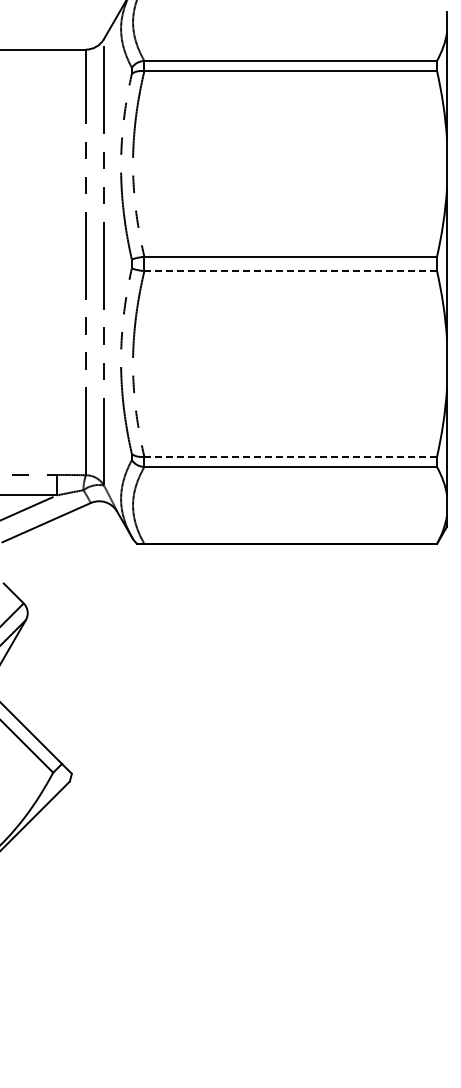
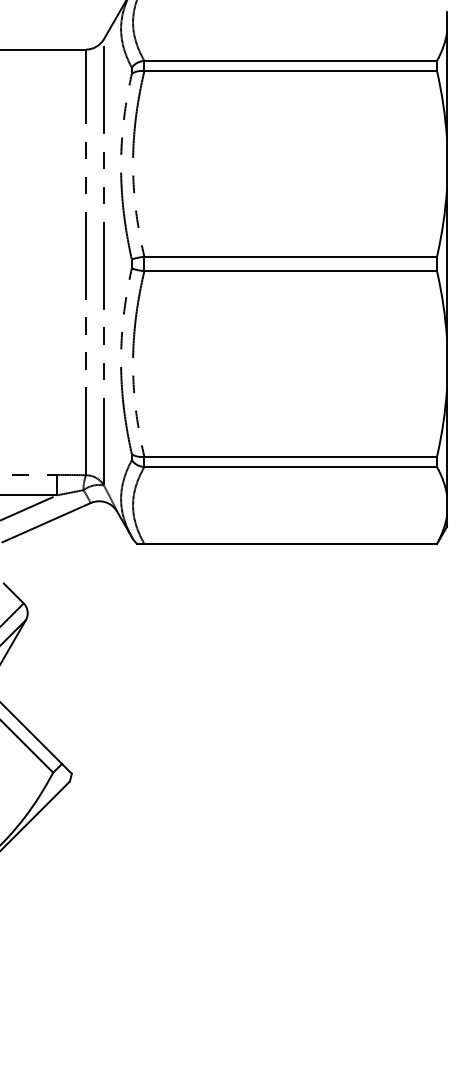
line: dashed -> solid (290, 271)
line: dashed -> solid (291, 456)
